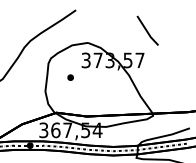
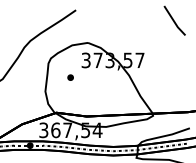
line position: (147, 30) -> (174, 20) (174, 20)
